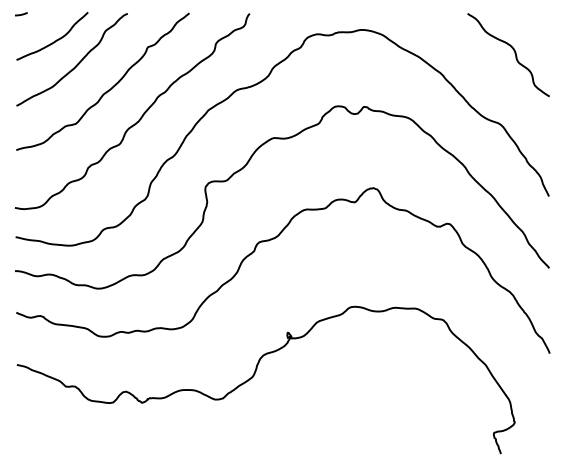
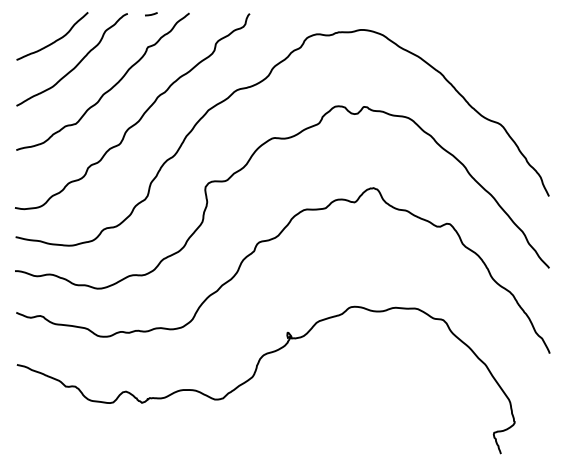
curve position: (21, 14) -> (151, 14) (151, 14)
curve: present -> none (514, 53)
